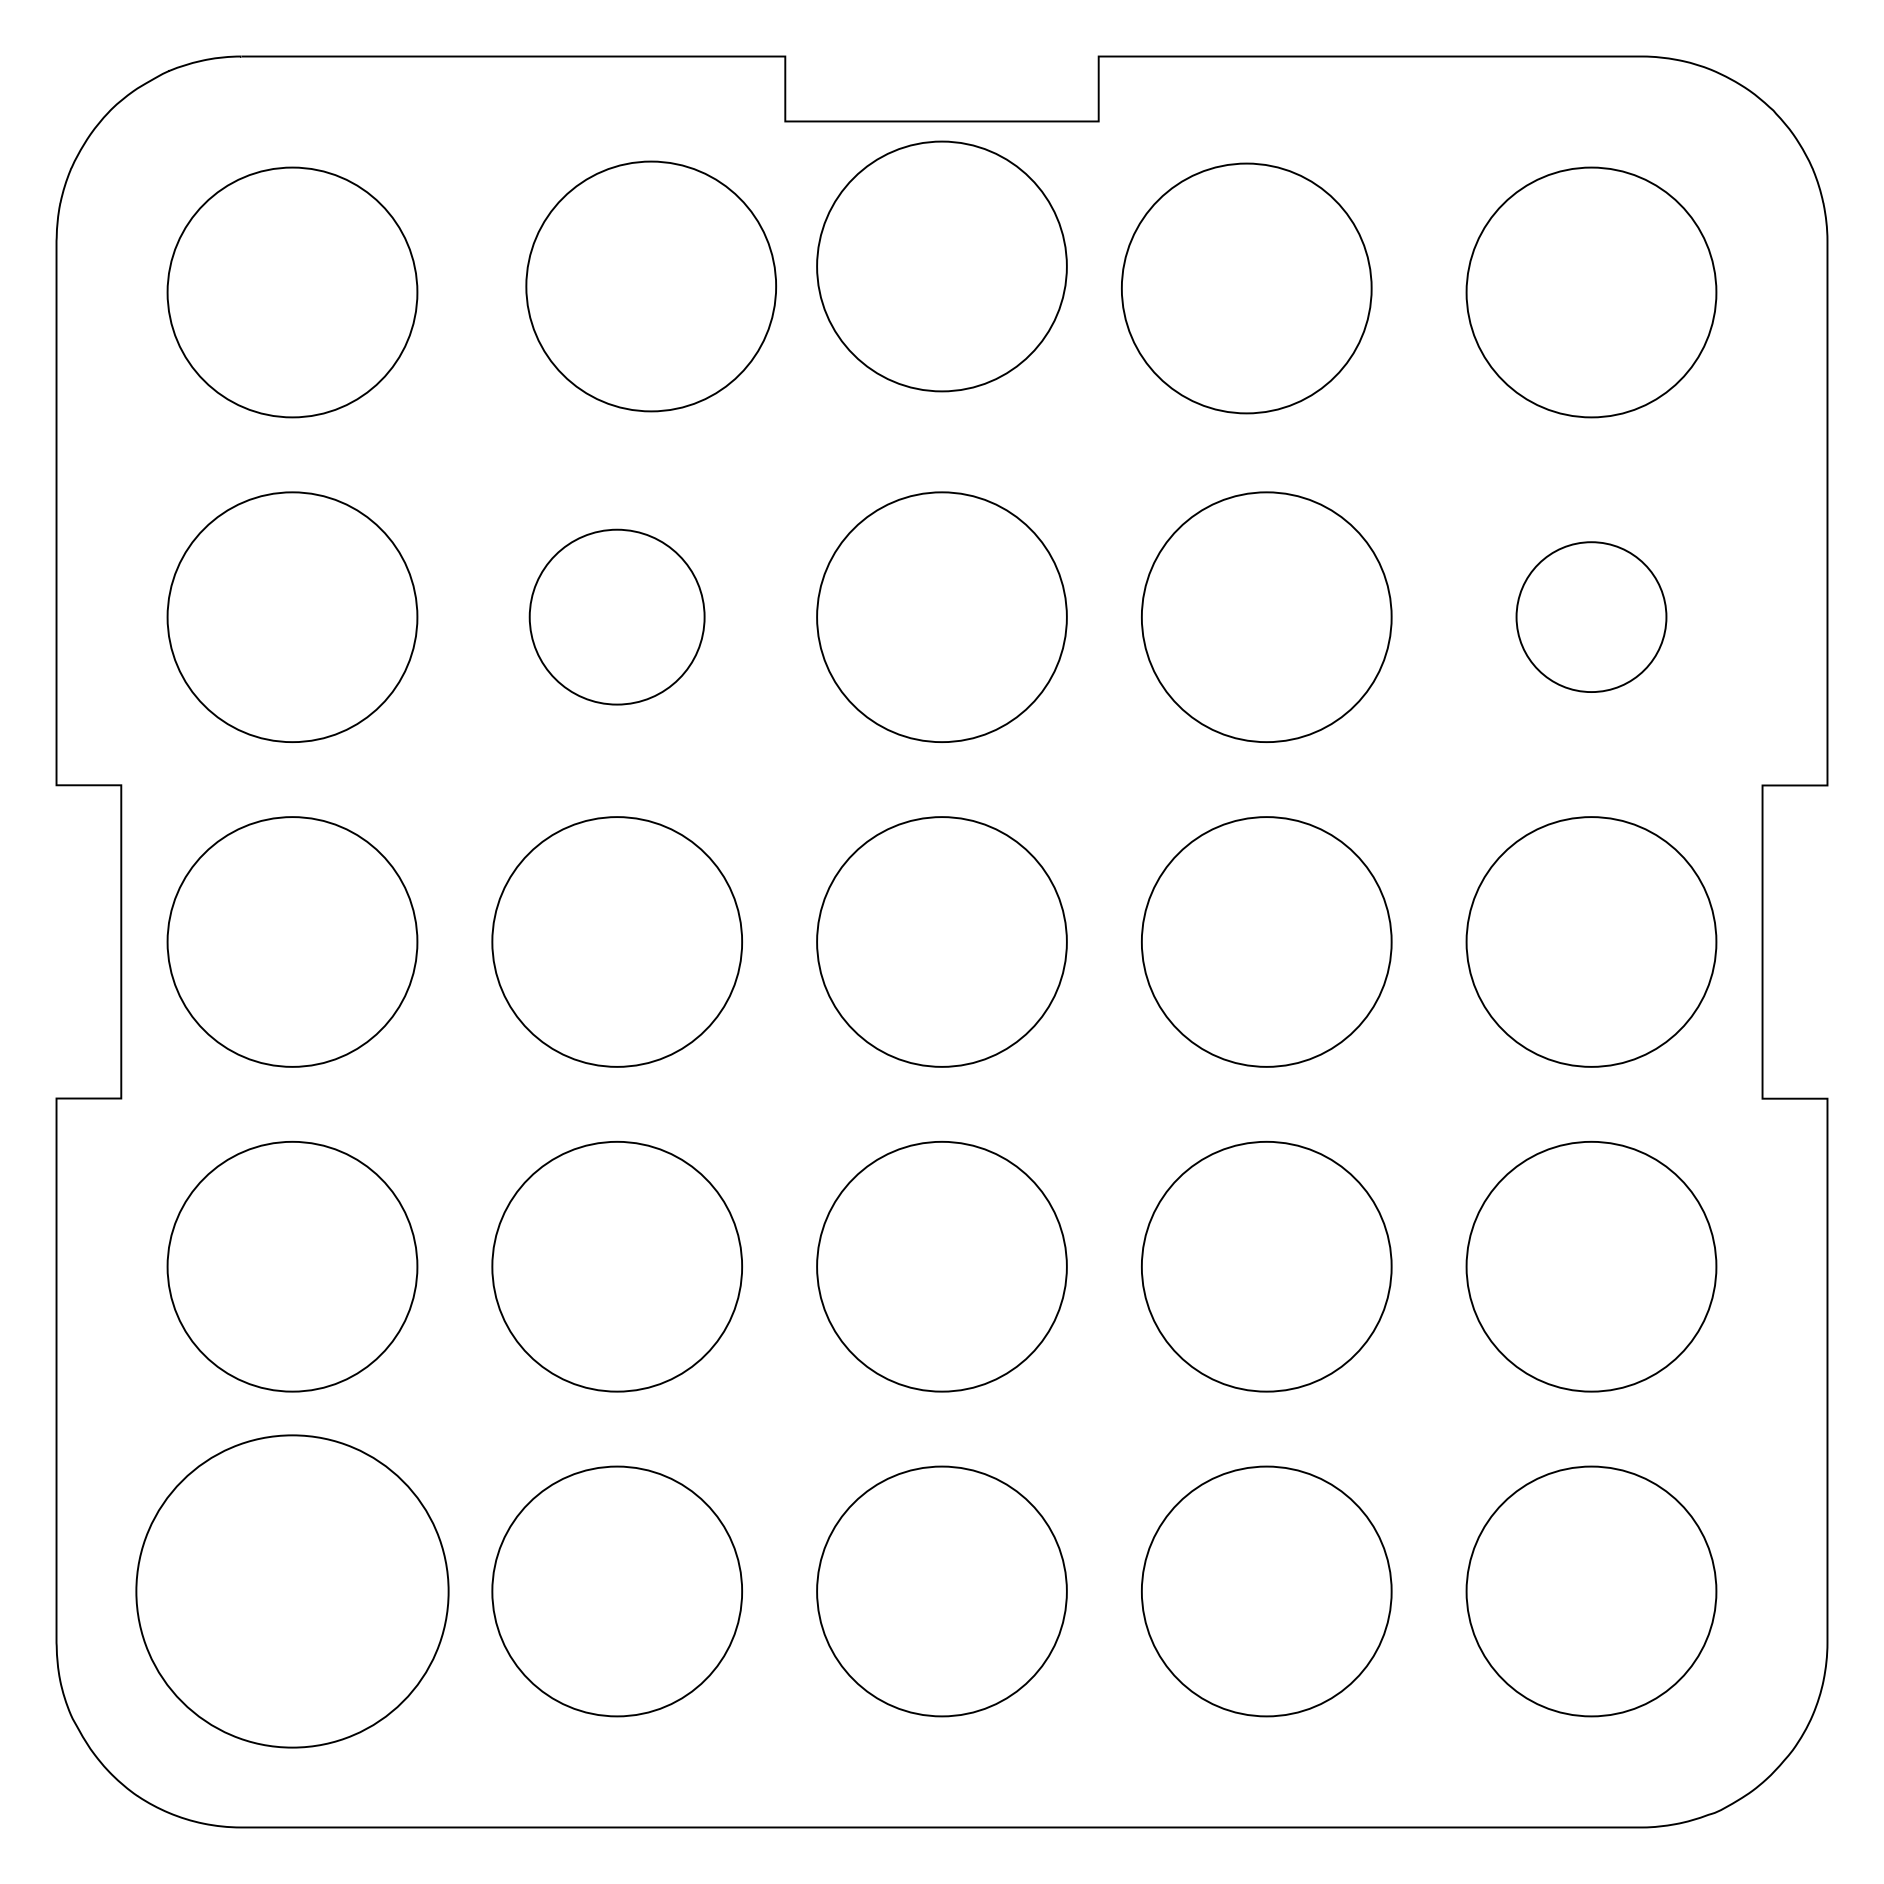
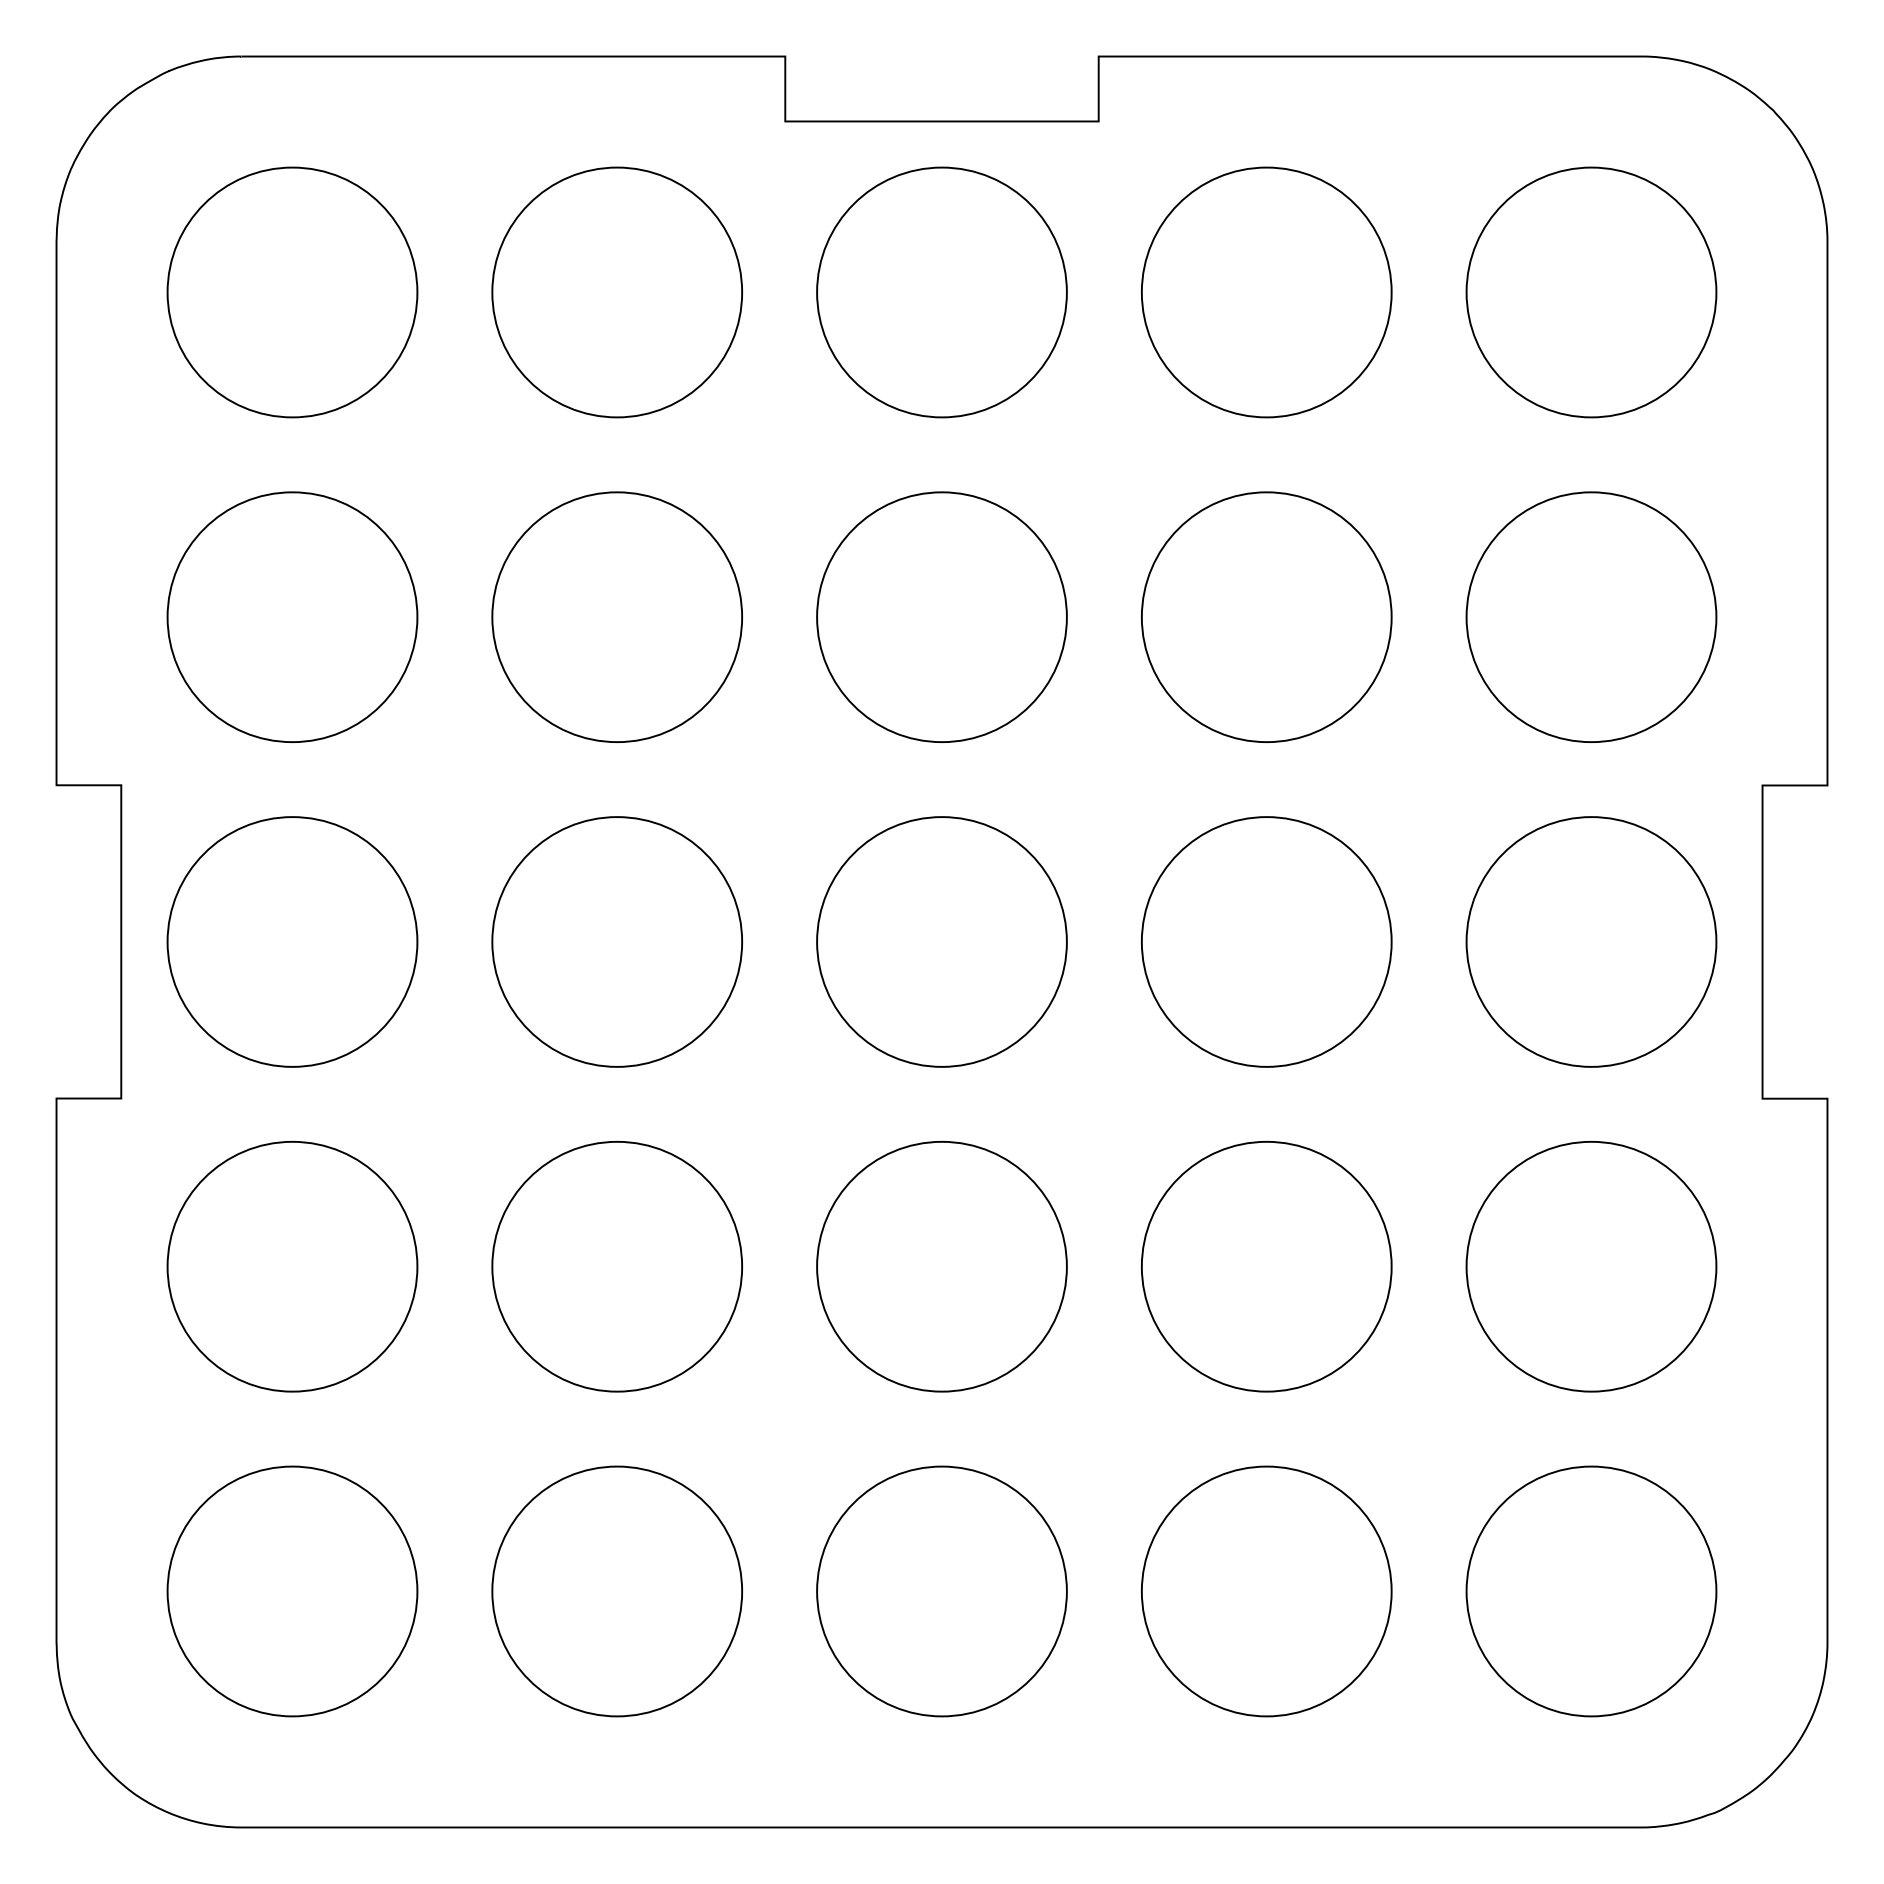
part position: (941, 266) -> (941, 292) (941, 292)
part position: (650, 286) -> (616, 292) (616, 292)
part position: (1246, 288) -> (1266, 292) (1266, 292)
part size: 178x178 px -> 252x252 px (616, 616)
part size: 153x152 px -> 253x252 px (1591, 616)
part size: 315x315 px -> 253x253 px (292, 1591)
